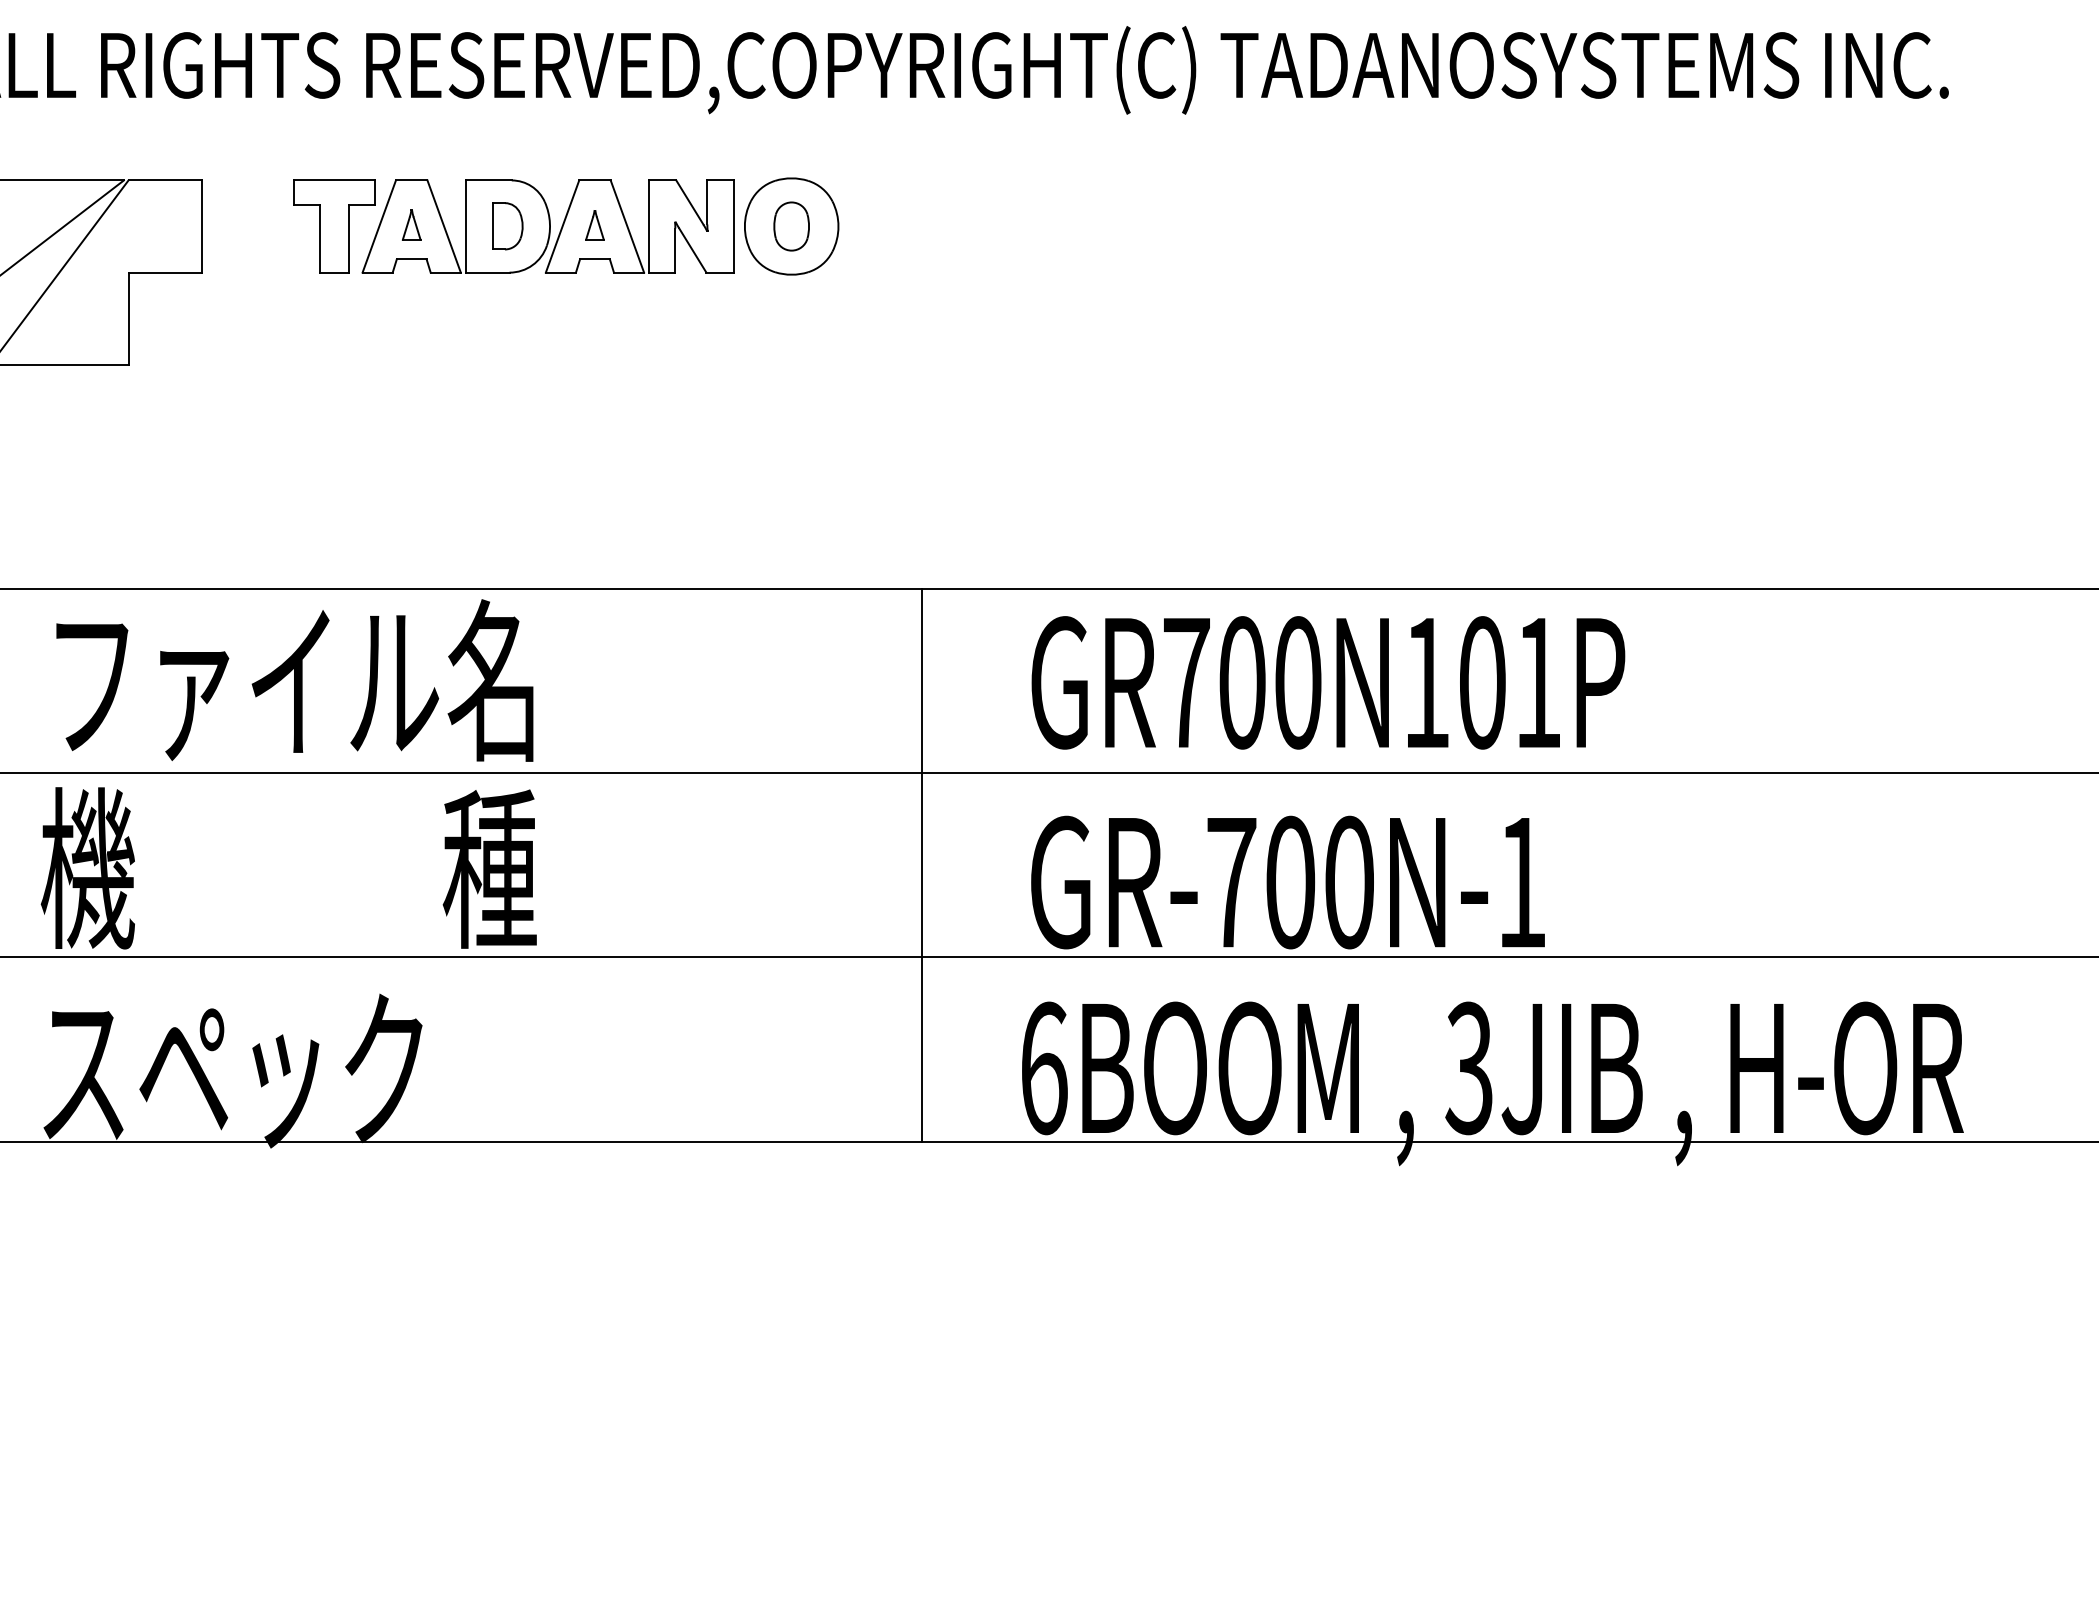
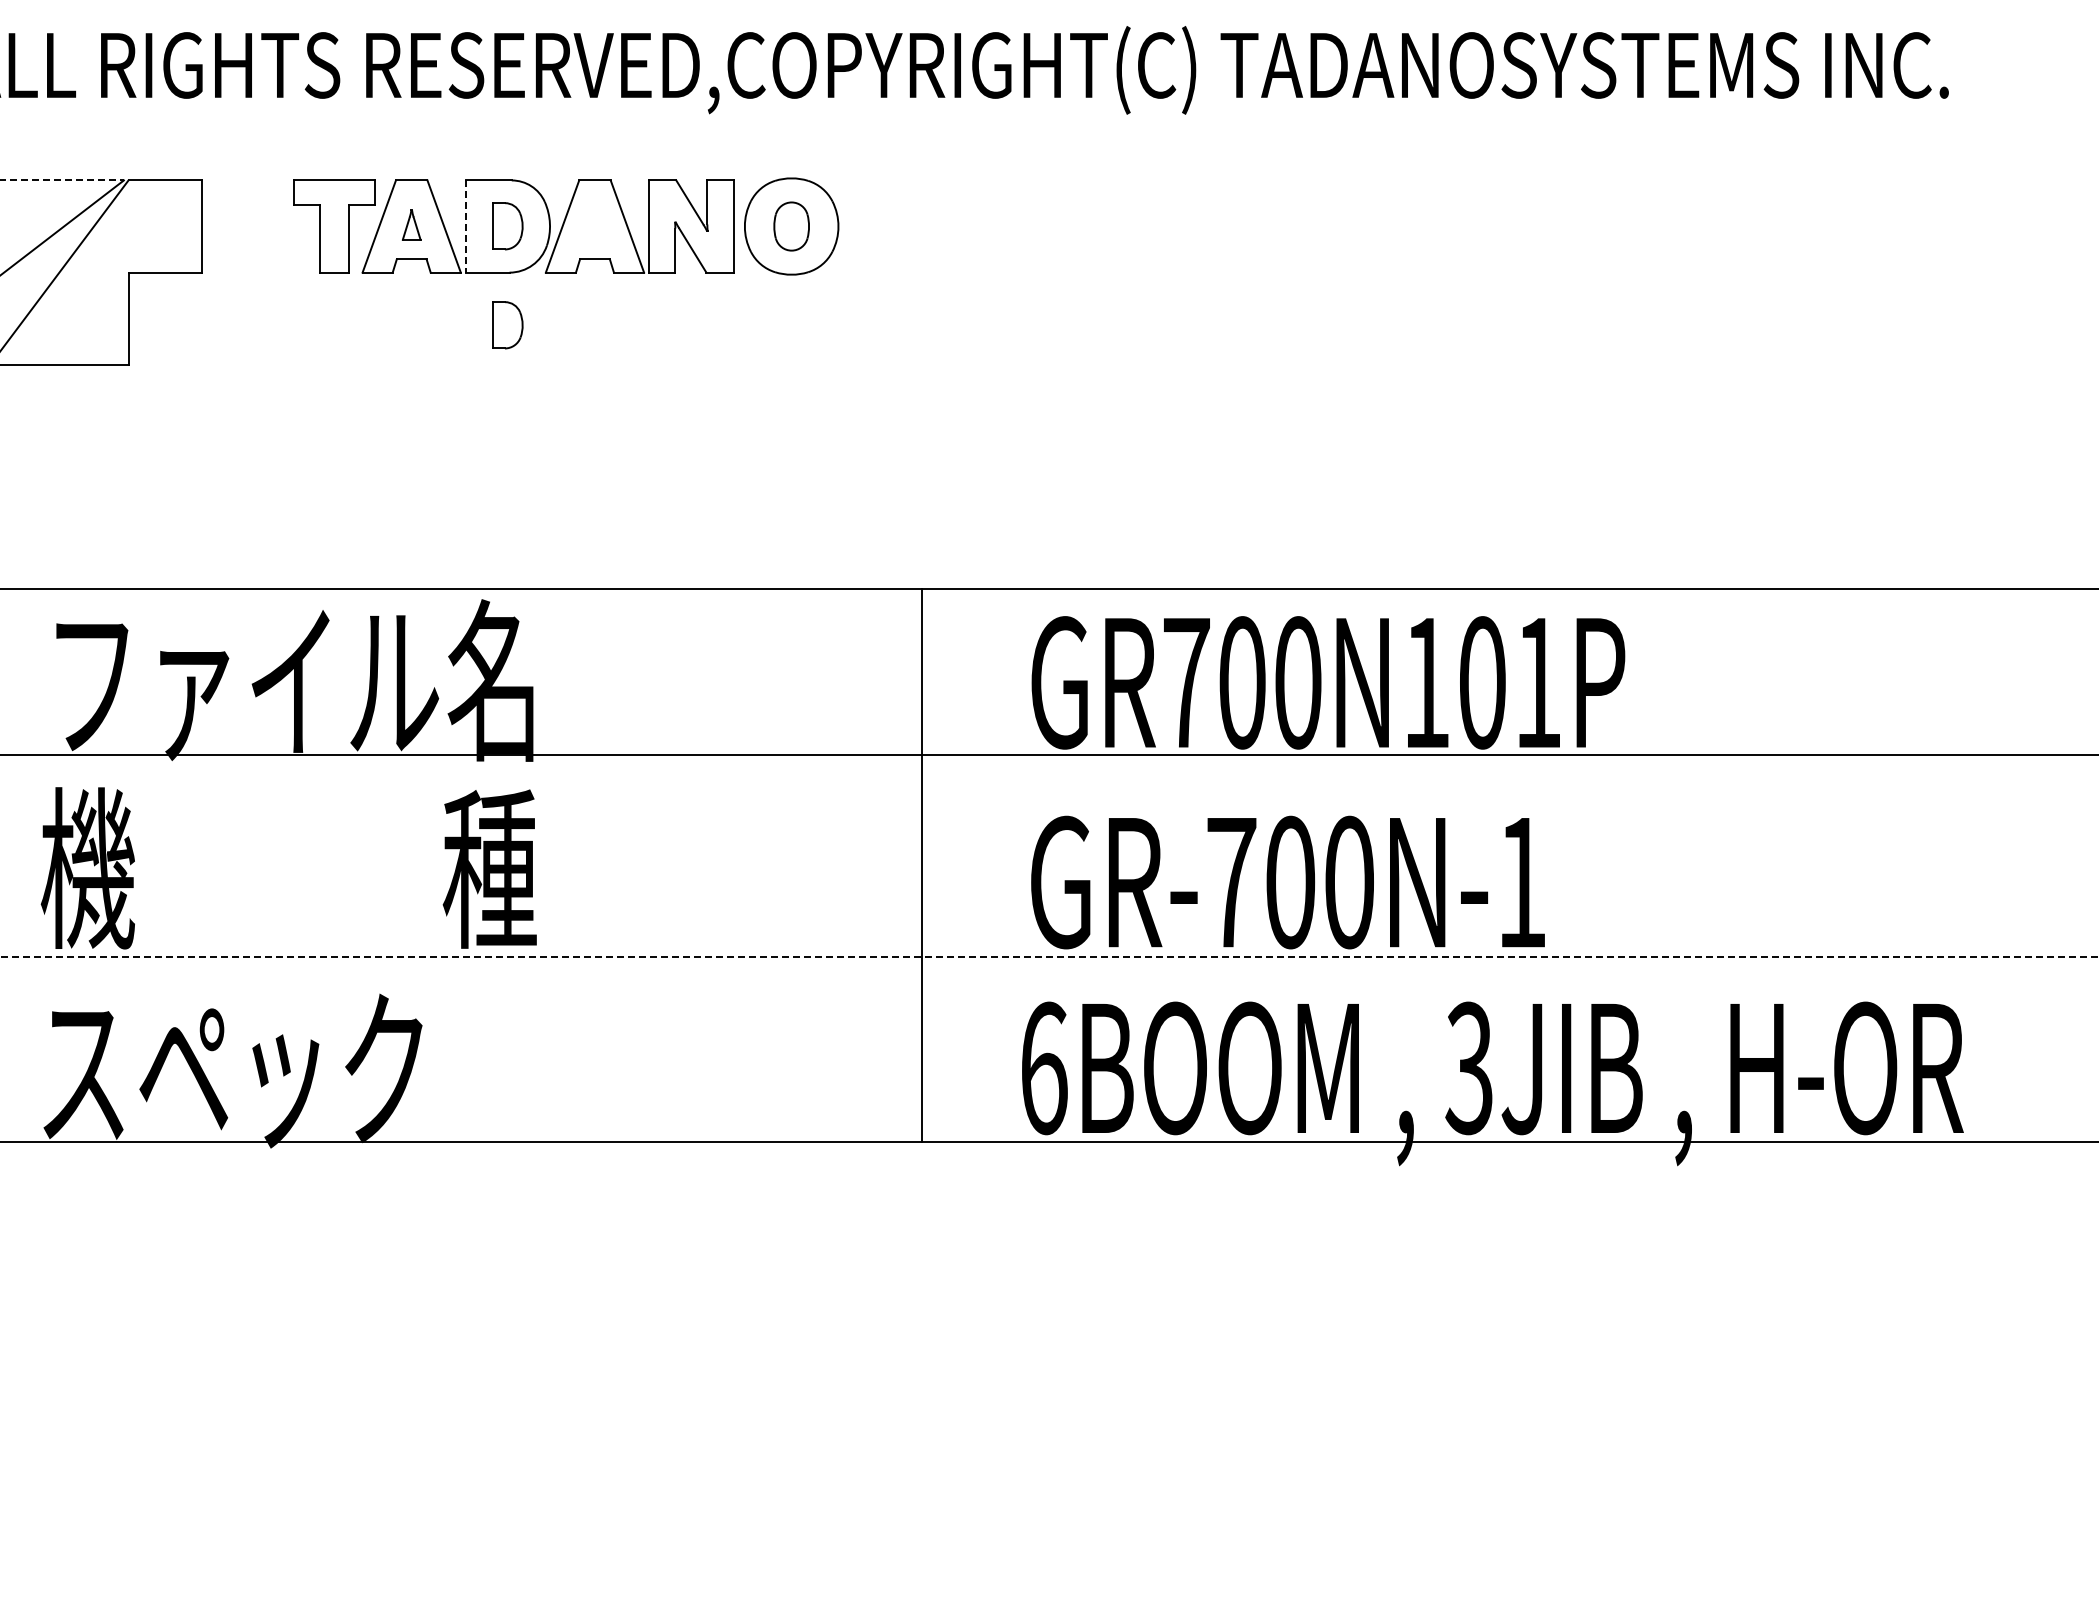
line: solid -> dashed (61, 180)
part: present -> none (594, 225)
line: solid -> dashed (465, 227)
part: none -> present (507, 325)
line position: (1048, 772) -> (1048, 754) (1048, 754)
line: solid -> dashed (1050, 957)
